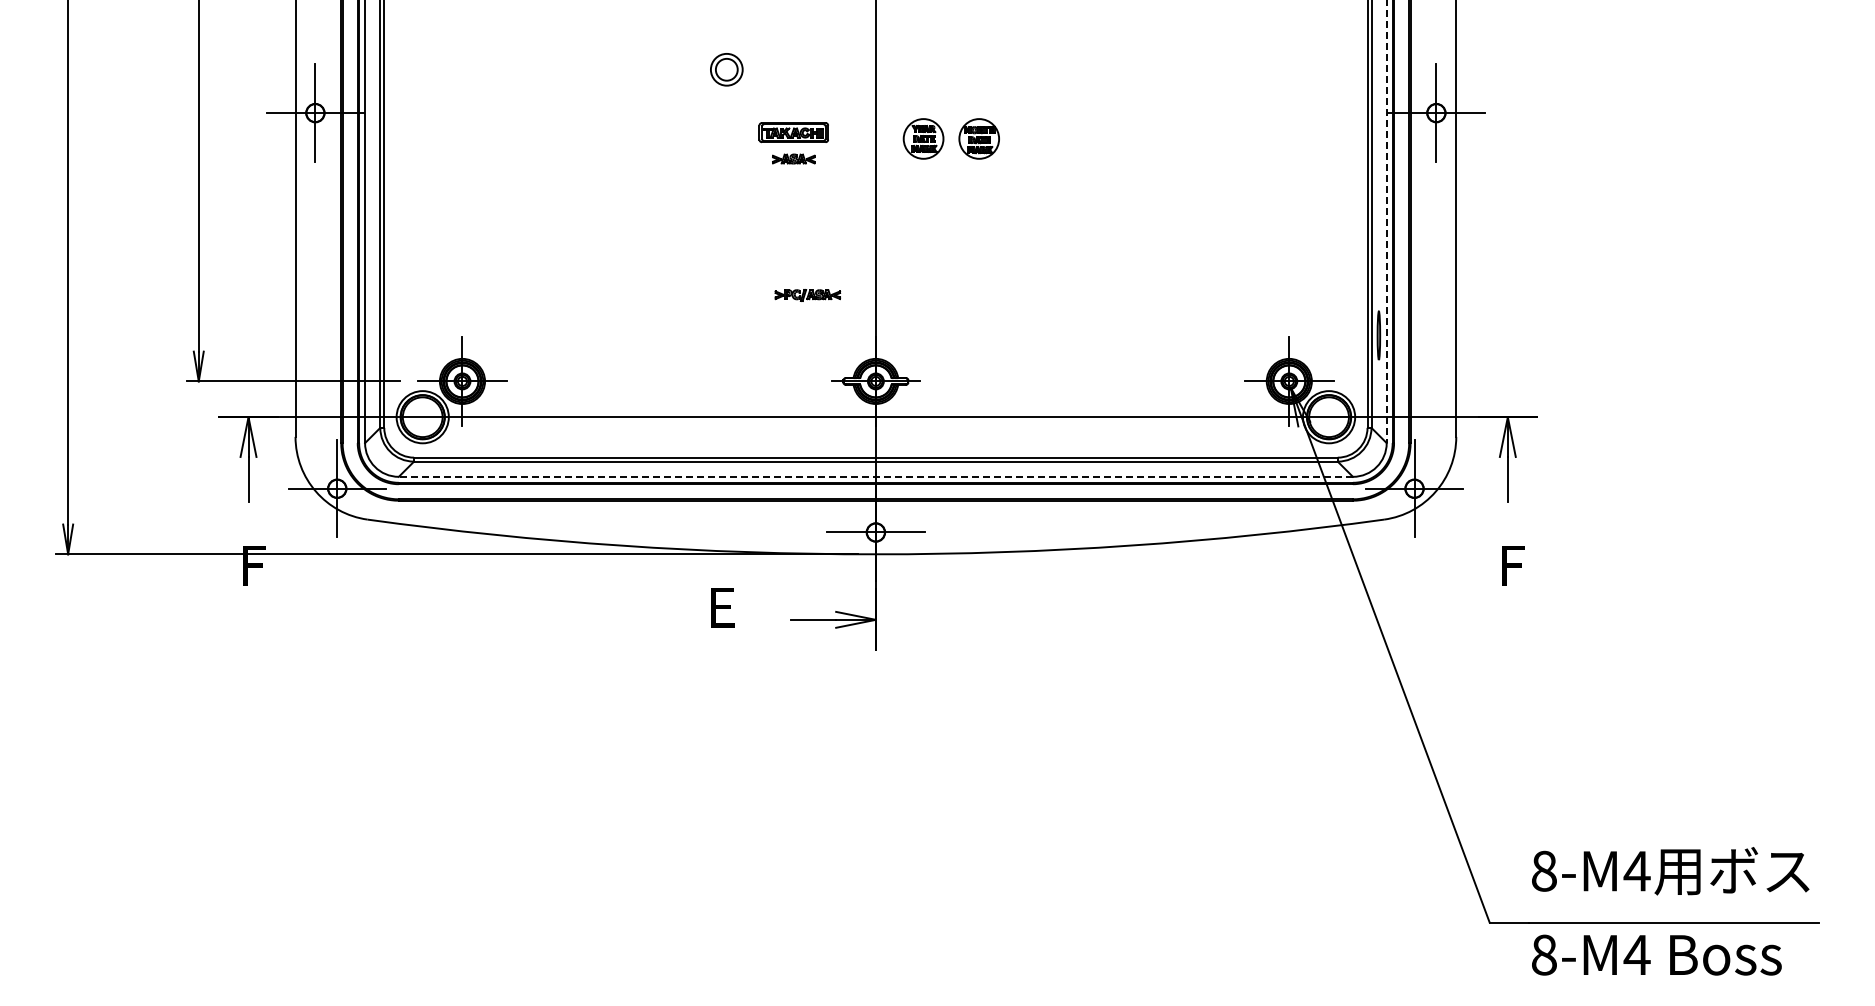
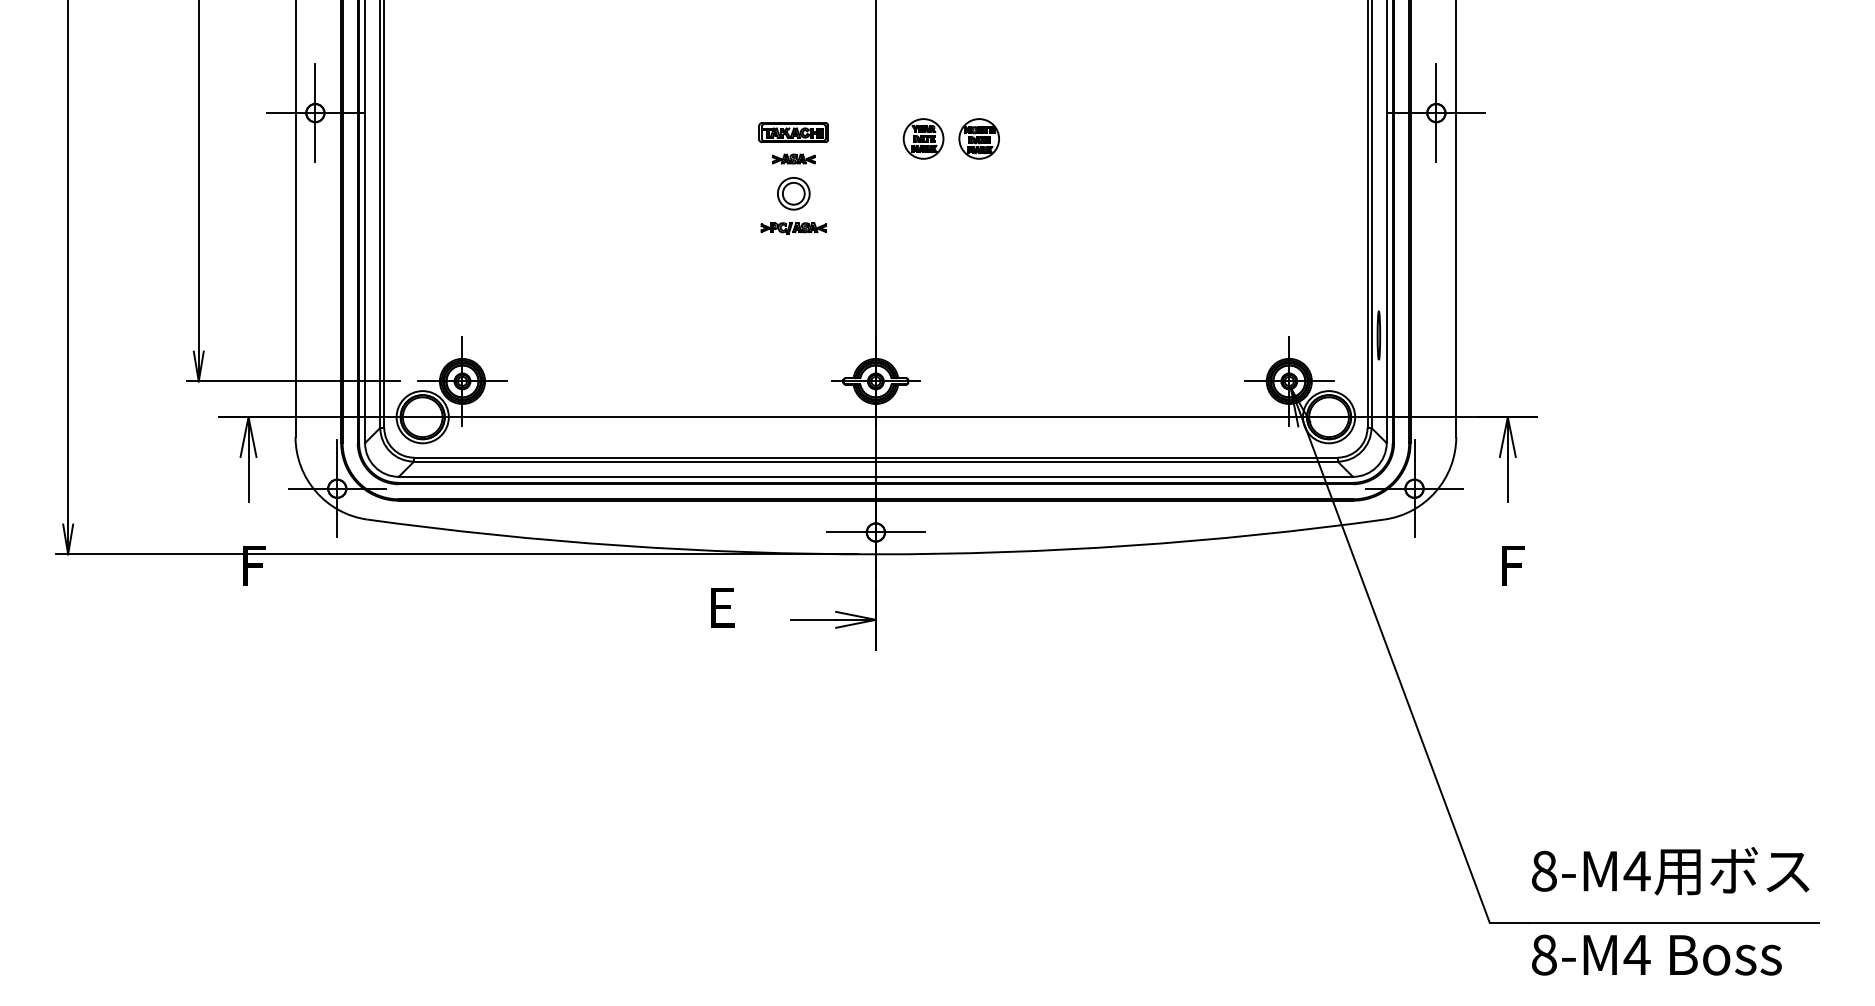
part position: (726, 69) -> (793, 193) (793, 193)
line: dashed -> solid (1386, 222)
part position: (807, 295) -> (793, 228) (793, 228)
line: dashed -> solid (875, 476)
